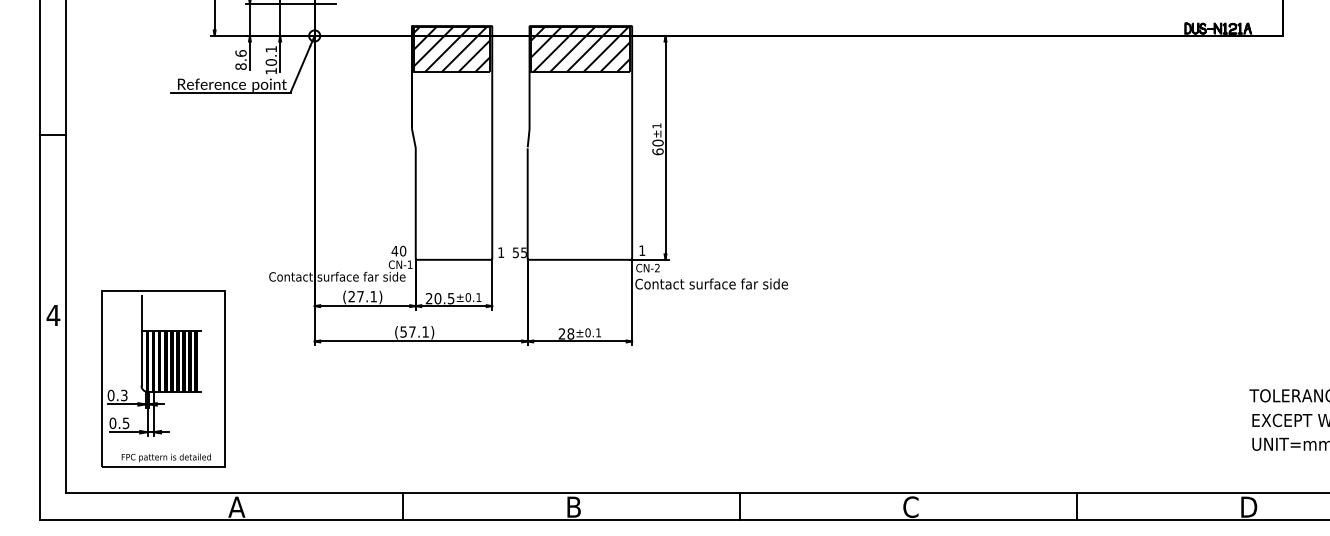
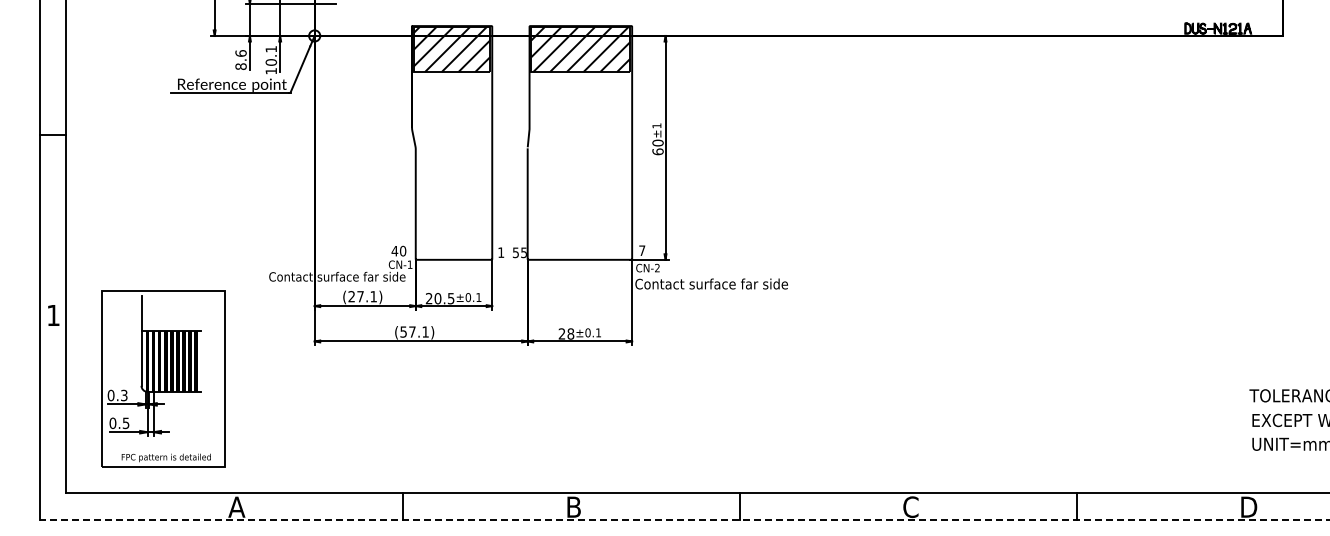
text: 1 -> 7 (642, 250)
text: 4 -> 1 (53, 315)
line: solid -> dashed (684, 519)
